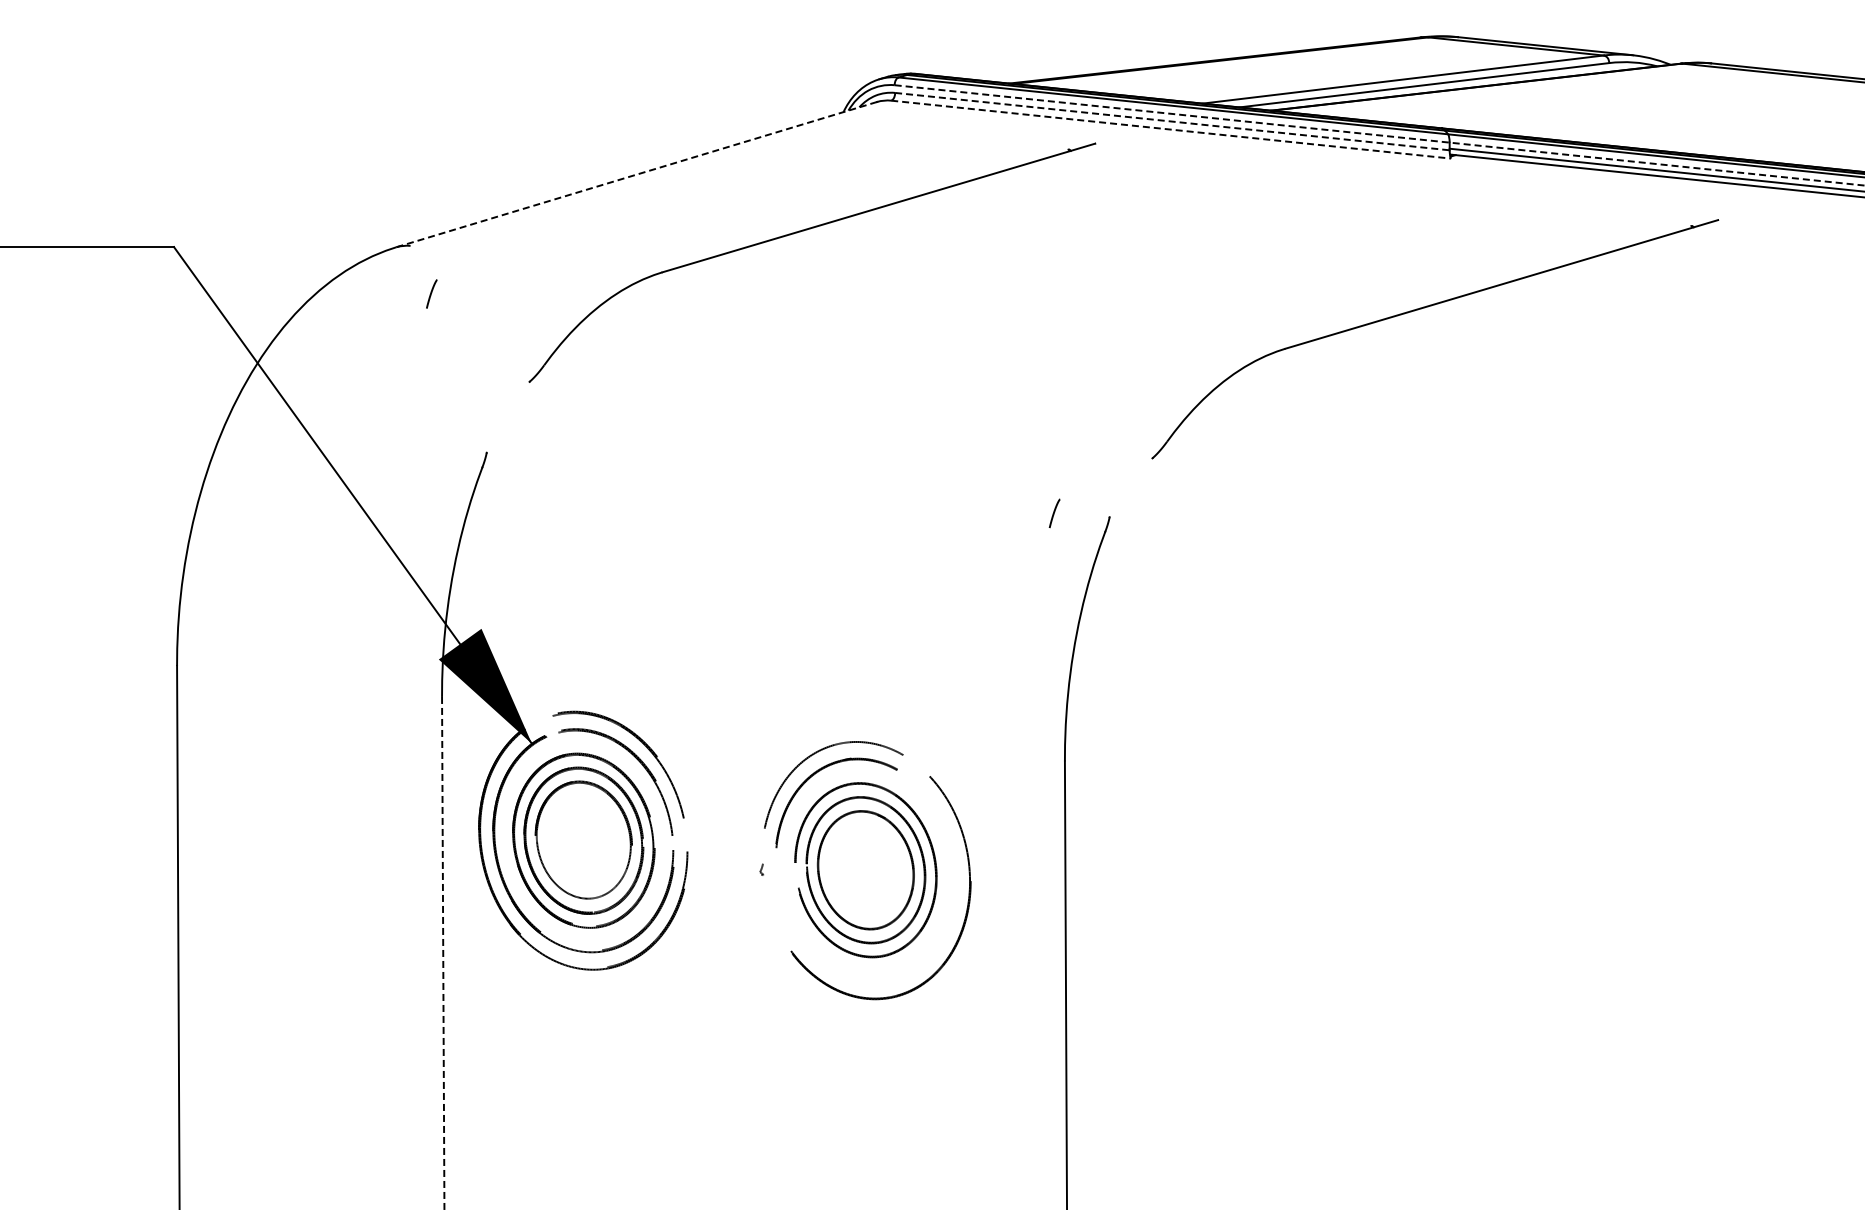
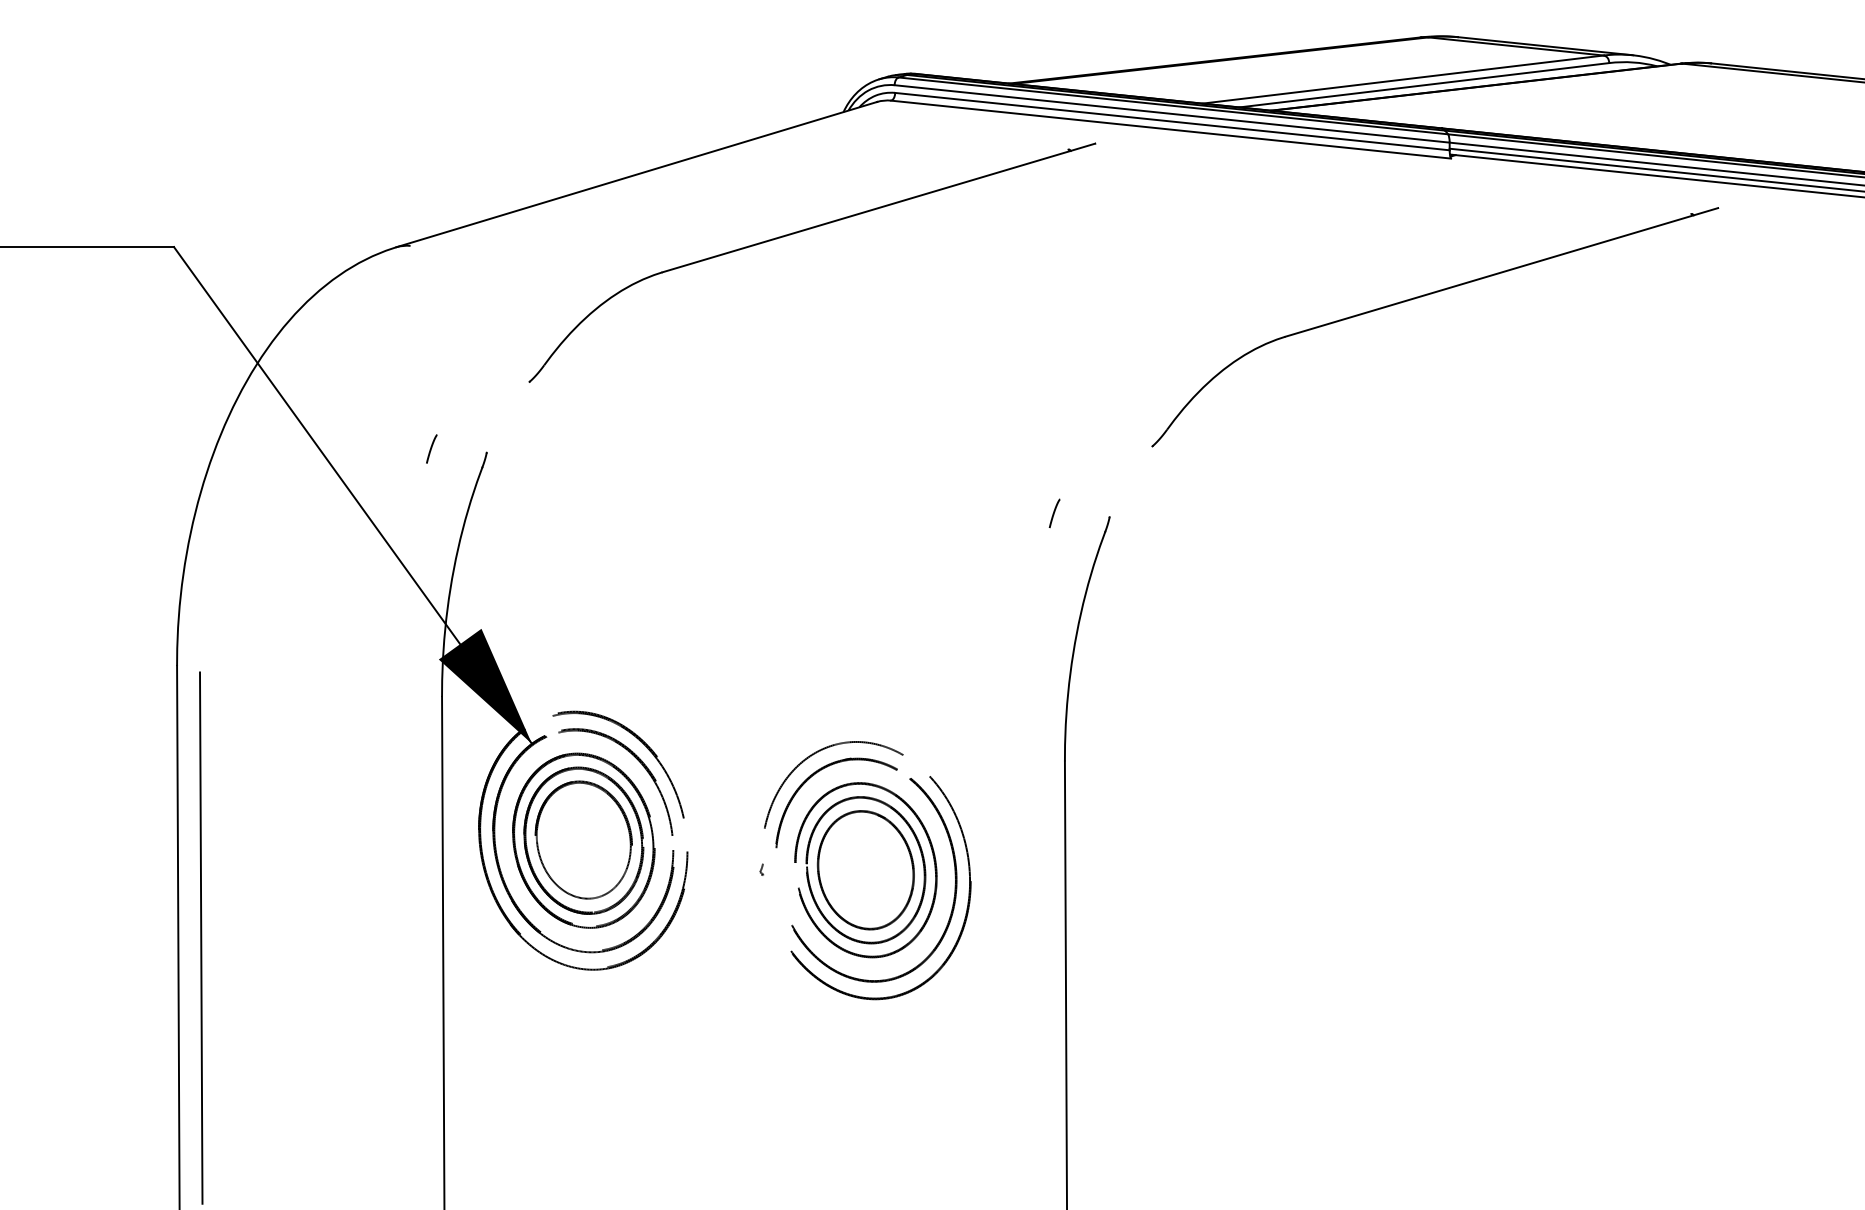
line: dashed -> solid (1172, 121)
line: dashed -> solid (1171, 129)
line: dashed -> solid (1379, 135)
line: dashed -> solid (636, 174)
line position: (431, 293) -> (431, 448) (431, 448)
part position: (1428, 307) -> (1428, 295) (1428, 295)
part: none -> present (954, 876)
line: none -> present (201, 937)
line: dashed -> solid (443, 953)
